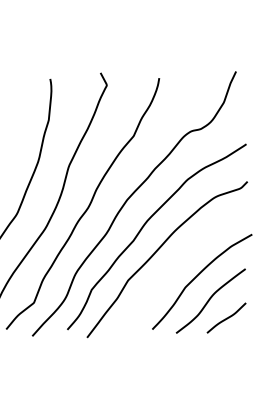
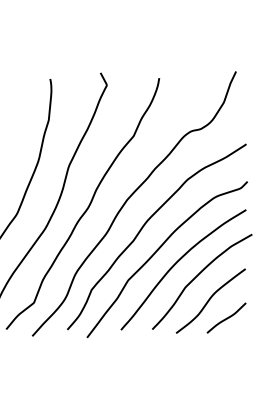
curve: none -> present (177, 263)
